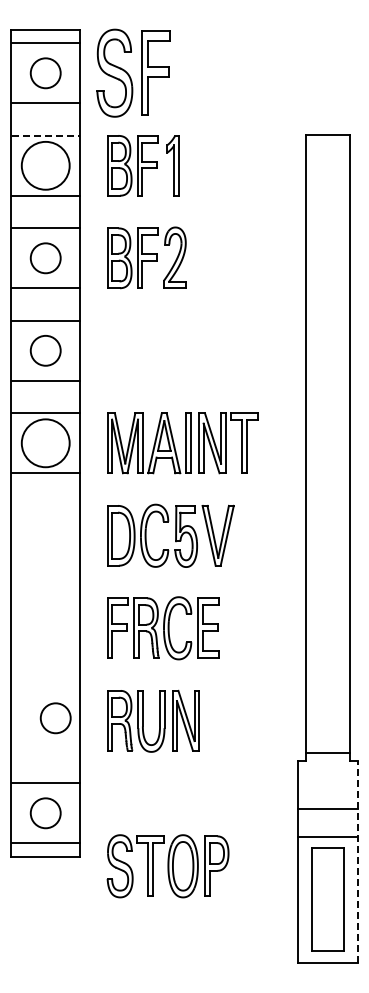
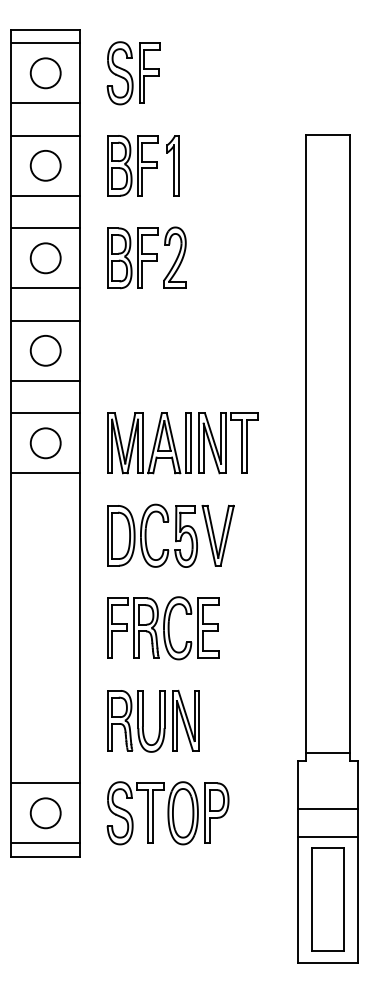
part size: 75x90 px -> 55x65 px (133, 73)
line: dashed -> solid (46, 135)
circle diameter: 48 px -> 30 px (45, 165)
circle diameter: 48 px -> 30 px (45, 443)
circle: present -> none (55, 718)
line: dashed -> solid (357, 861)
part position: (167, 866) -> (167, 813) (167, 813)
